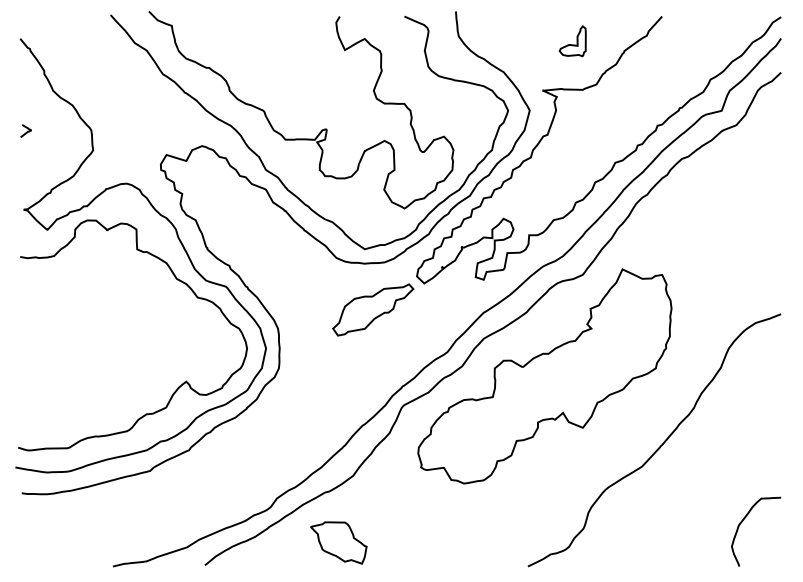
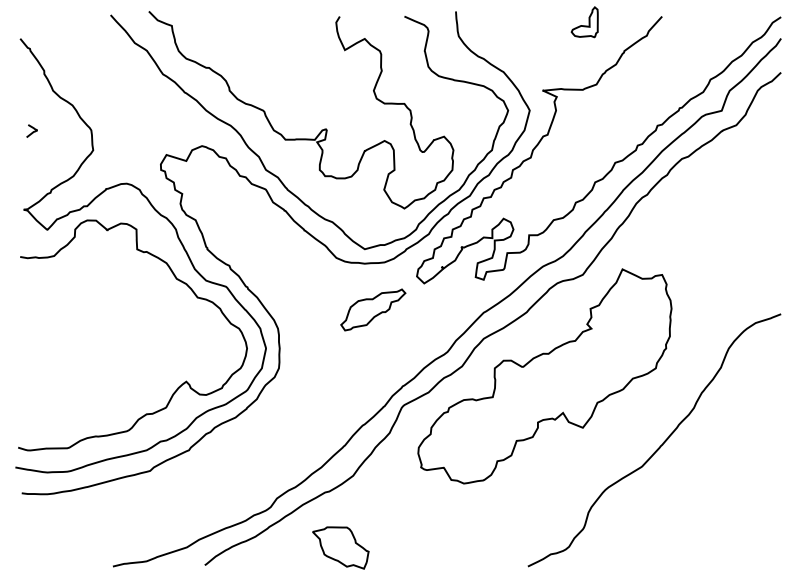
part position: (572, 41) -> (584, 22) (584, 22)
curve position: (26, 131) -> (32, 131) (32, 131)
part size: 83x54 px -> 67x44 px (373, 309)
curve: present -> none (743, 521)
part position: (338, 542) -> (340, 547) (340, 547)
